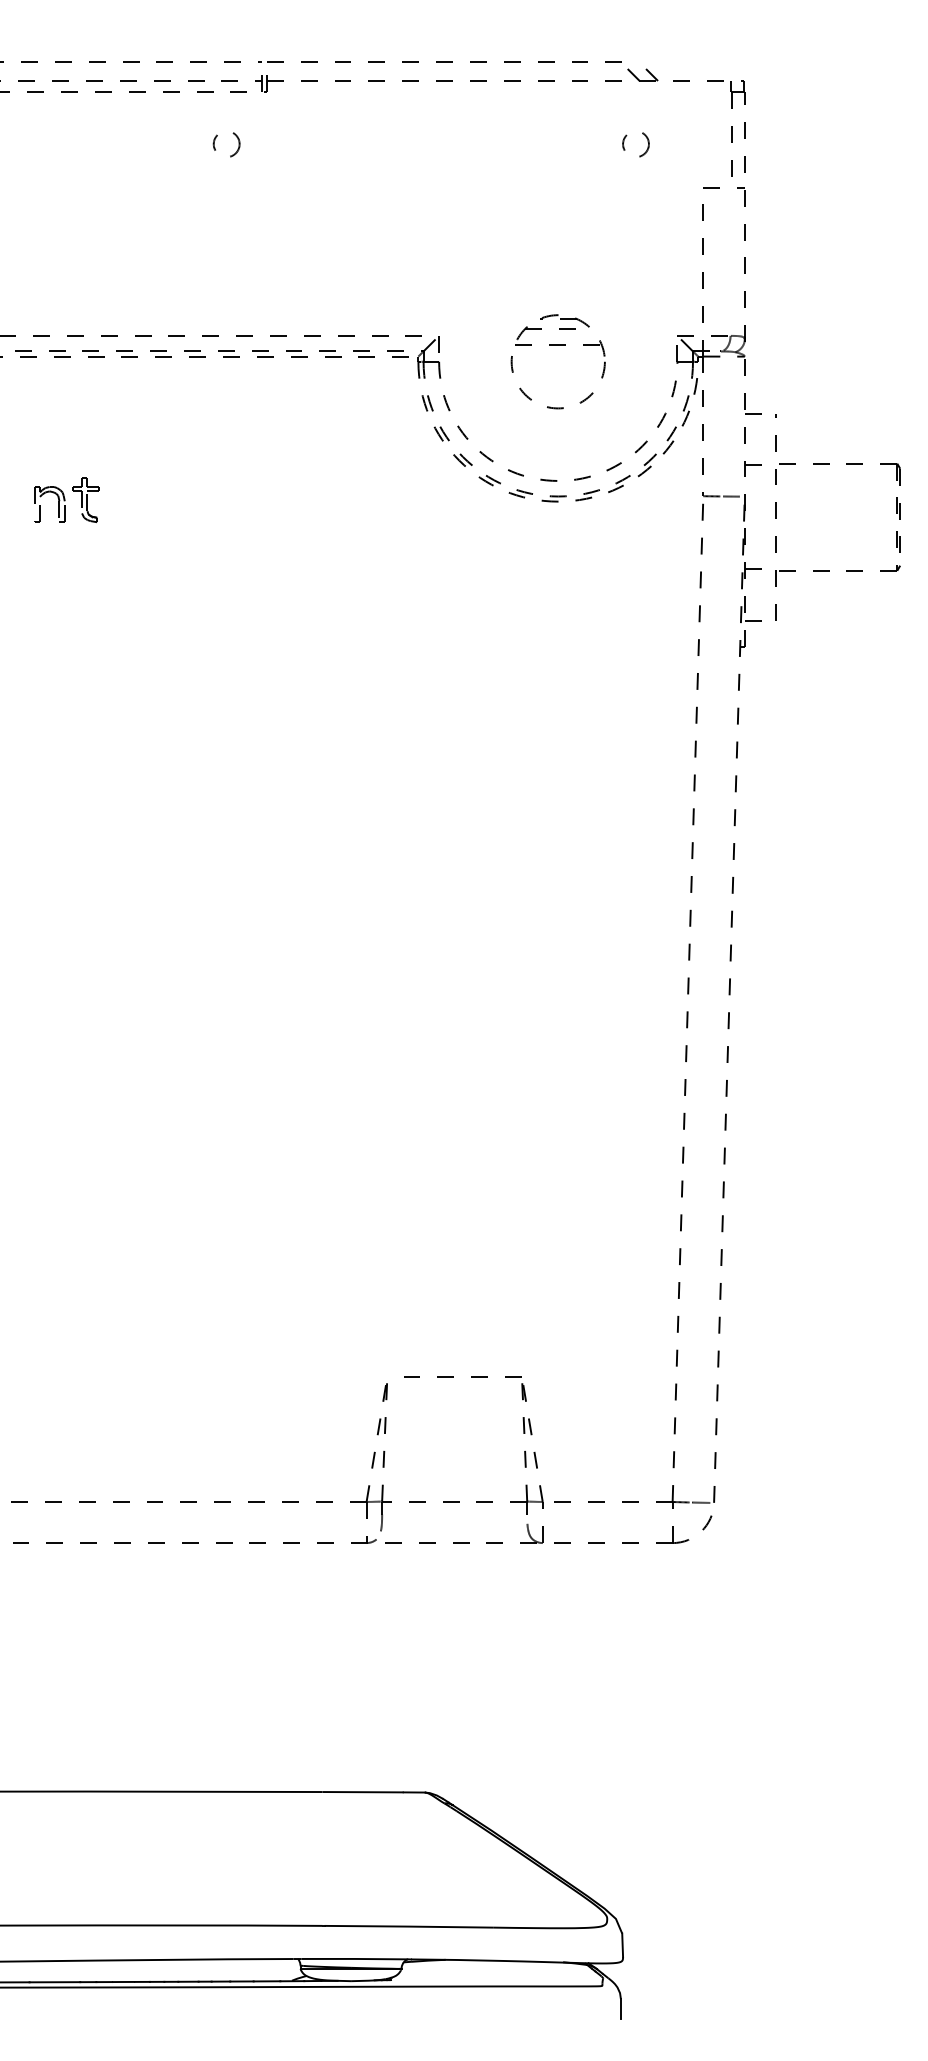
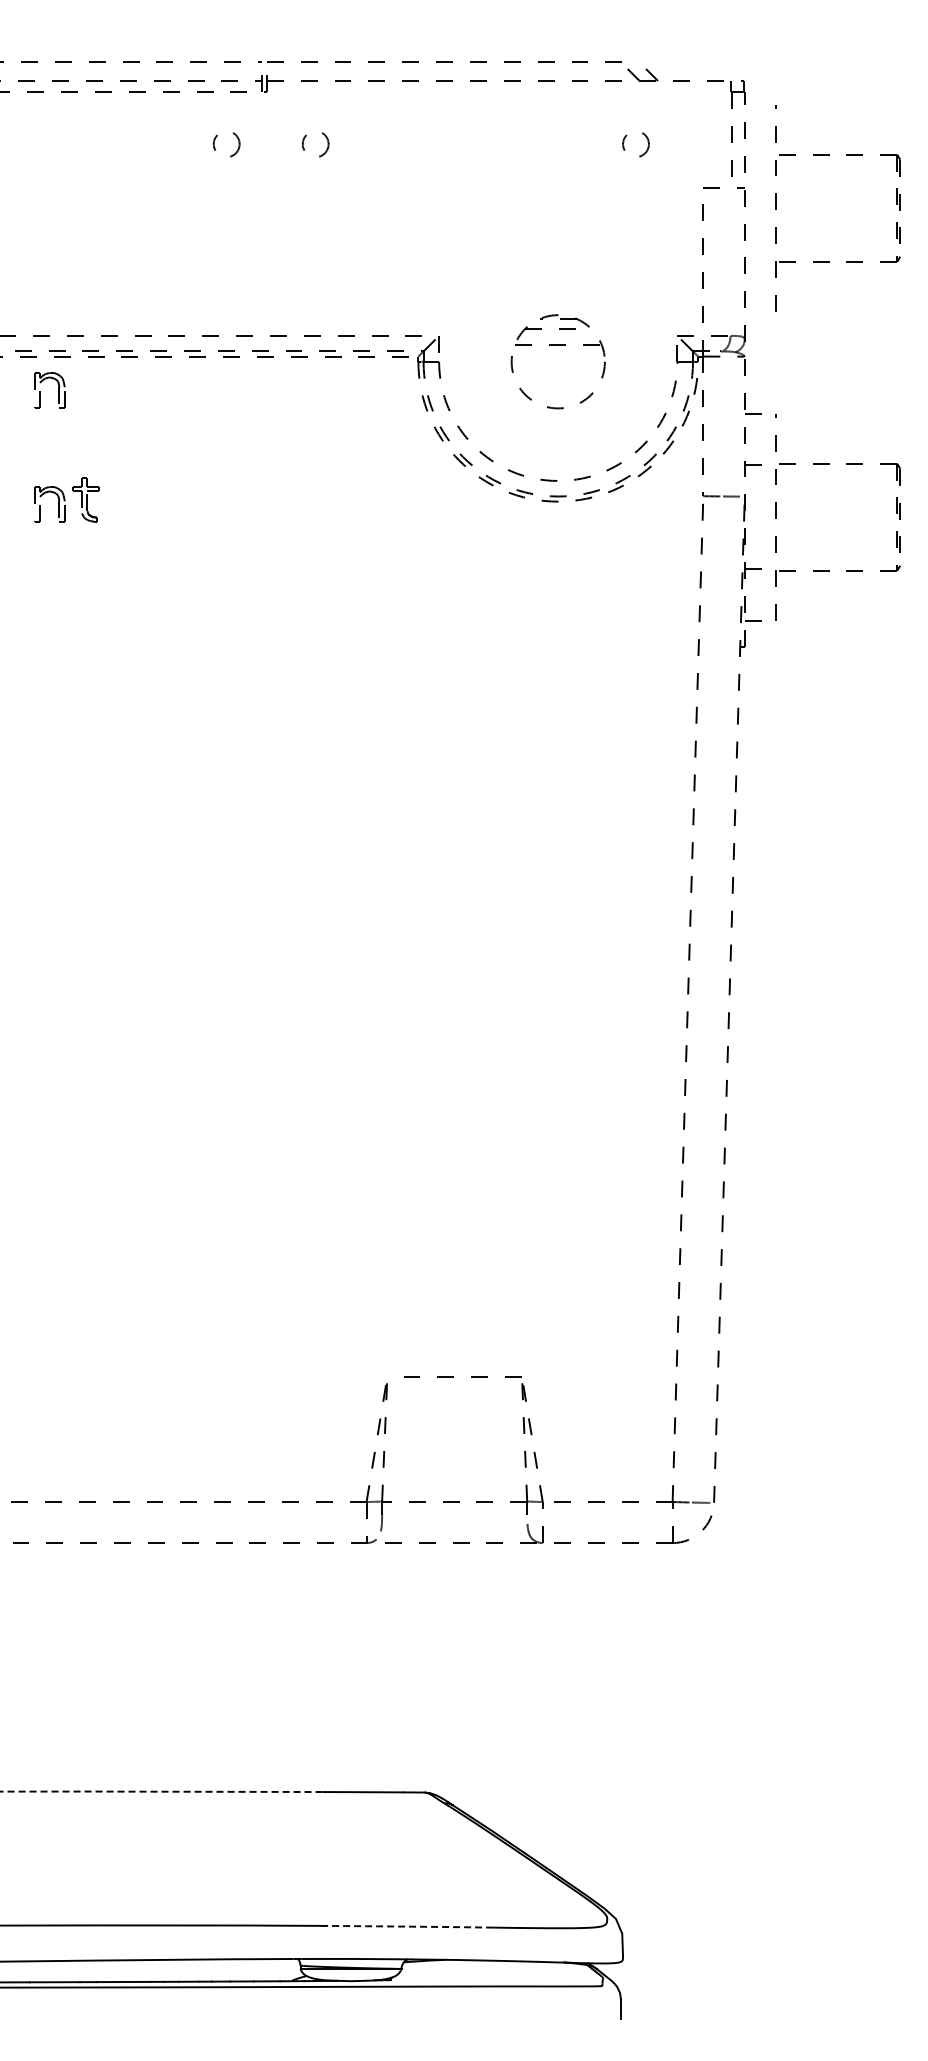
circle: none -> present (315, 144)
part: none -> present (829, 155)
part: none -> present (58, 390)
line: solid -> dashed (160, 1791)
arc: solid -> dashed (408, 1926)
